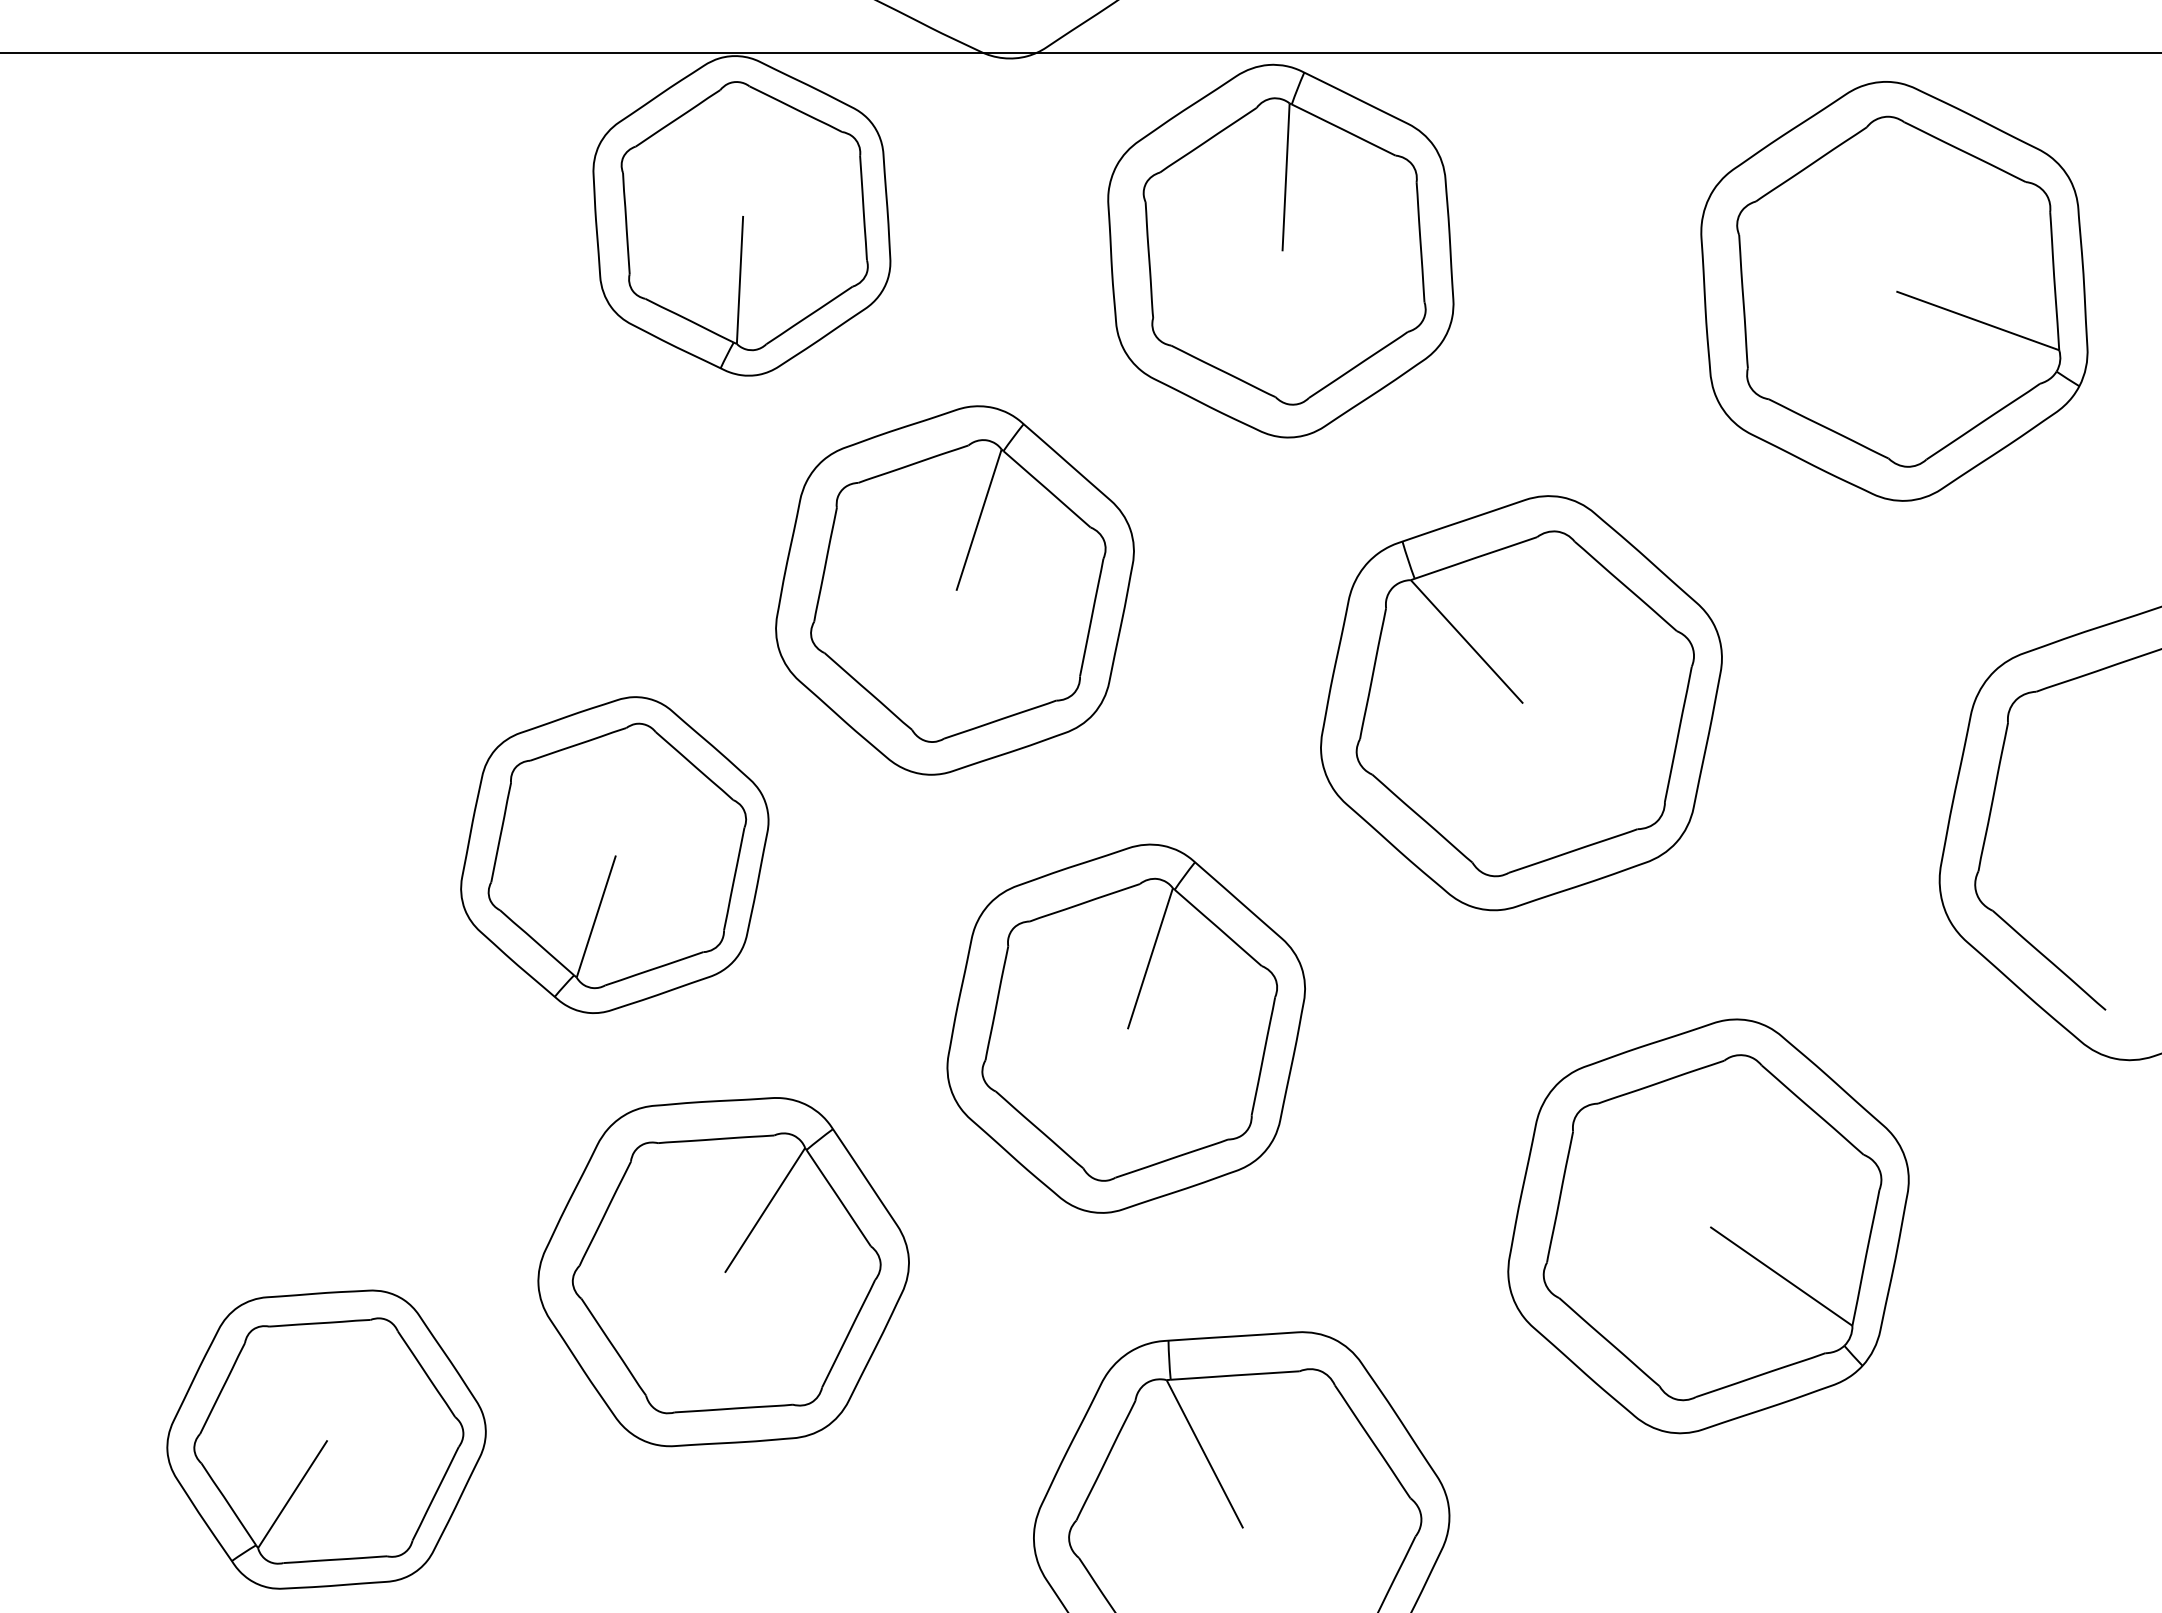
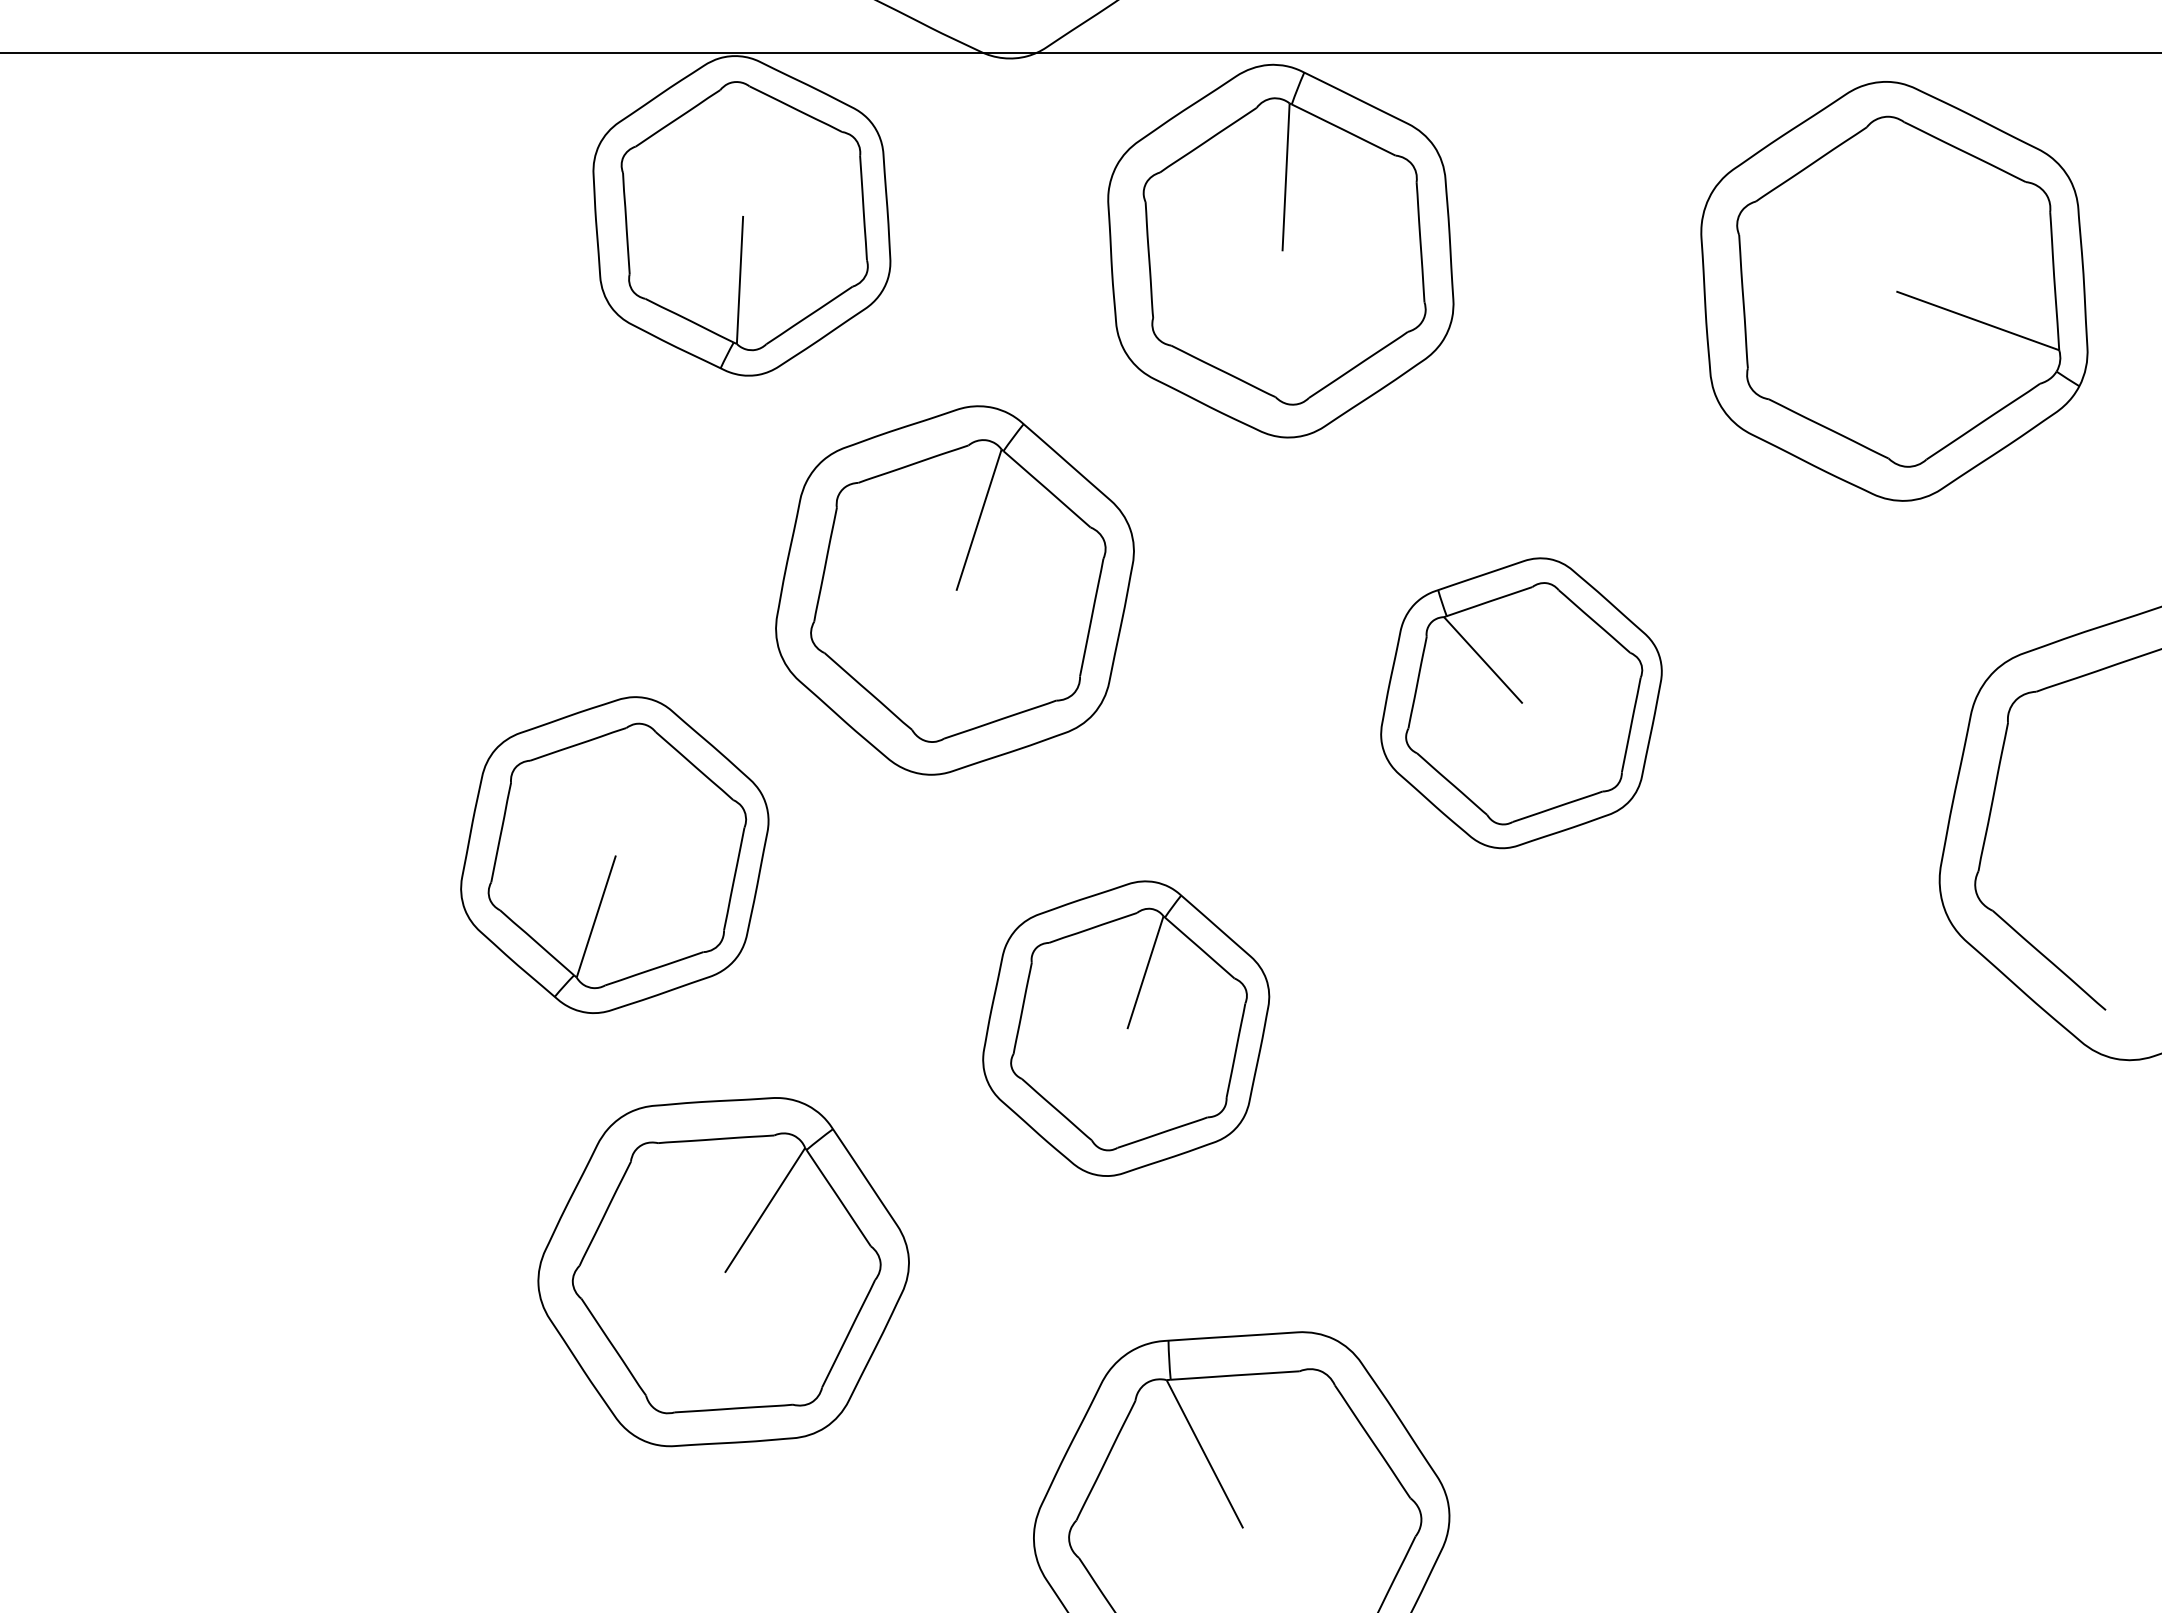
part size: 403x417 px -> 283x293 px (1521, 703)
part size: 360x371 px -> 289x297 px (1126, 1028)
part: present -> none (1708, 1226)
part: present -> none (326, 1439)
